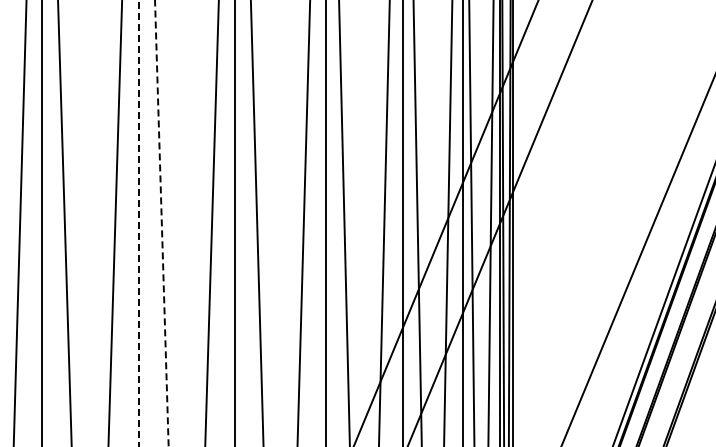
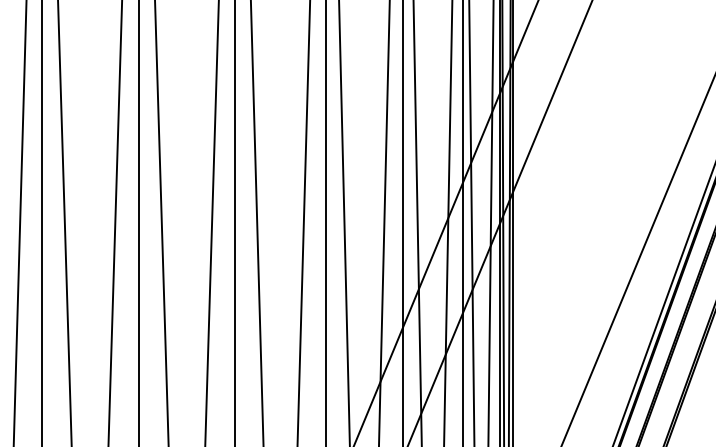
line: dashed -> solid (138, 223)
line: dashed -> solid (161, 223)
